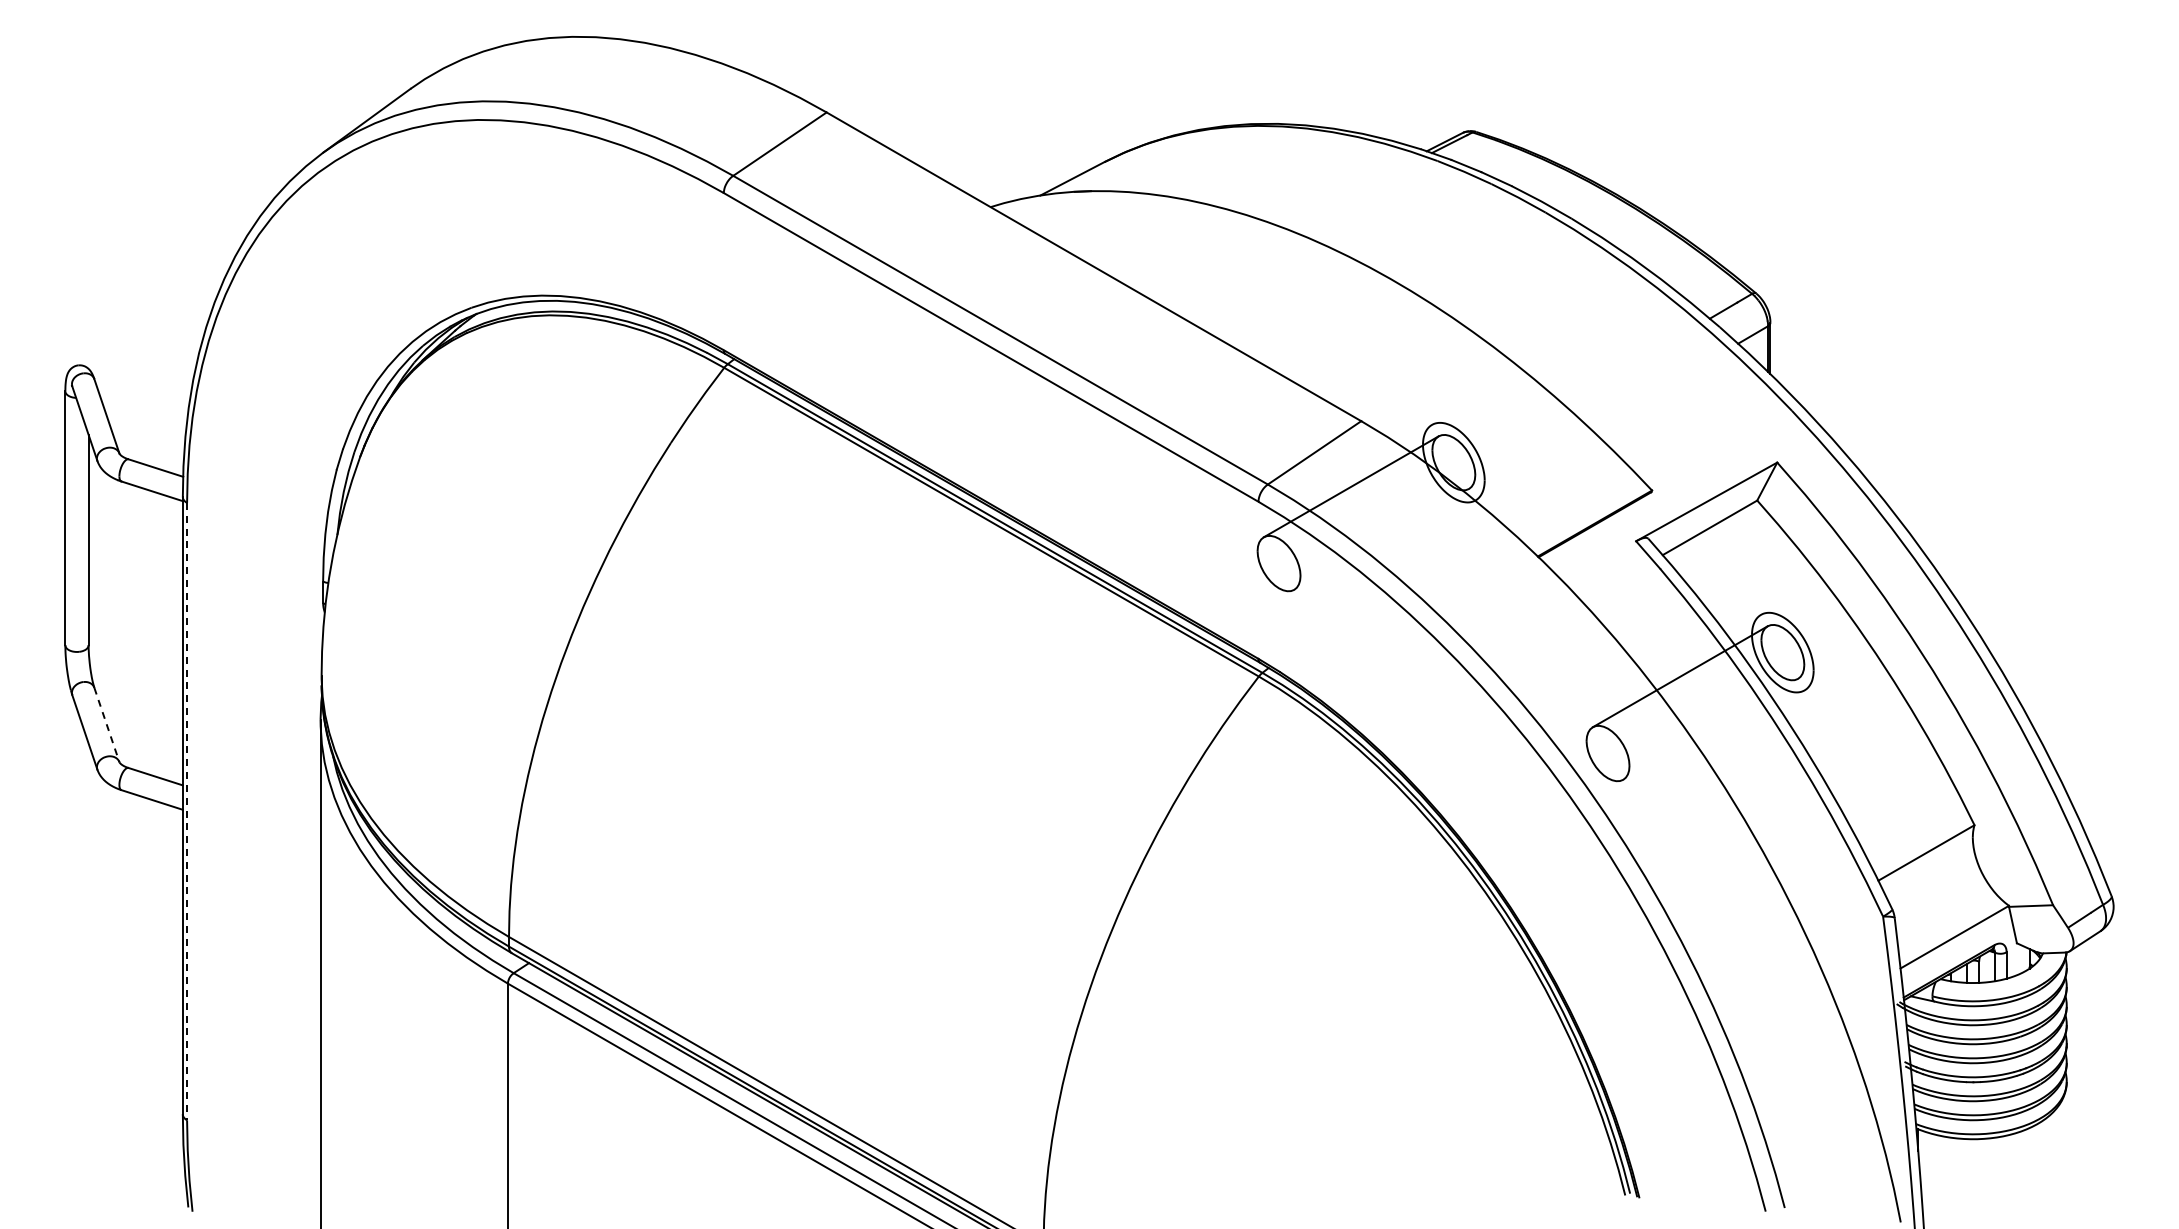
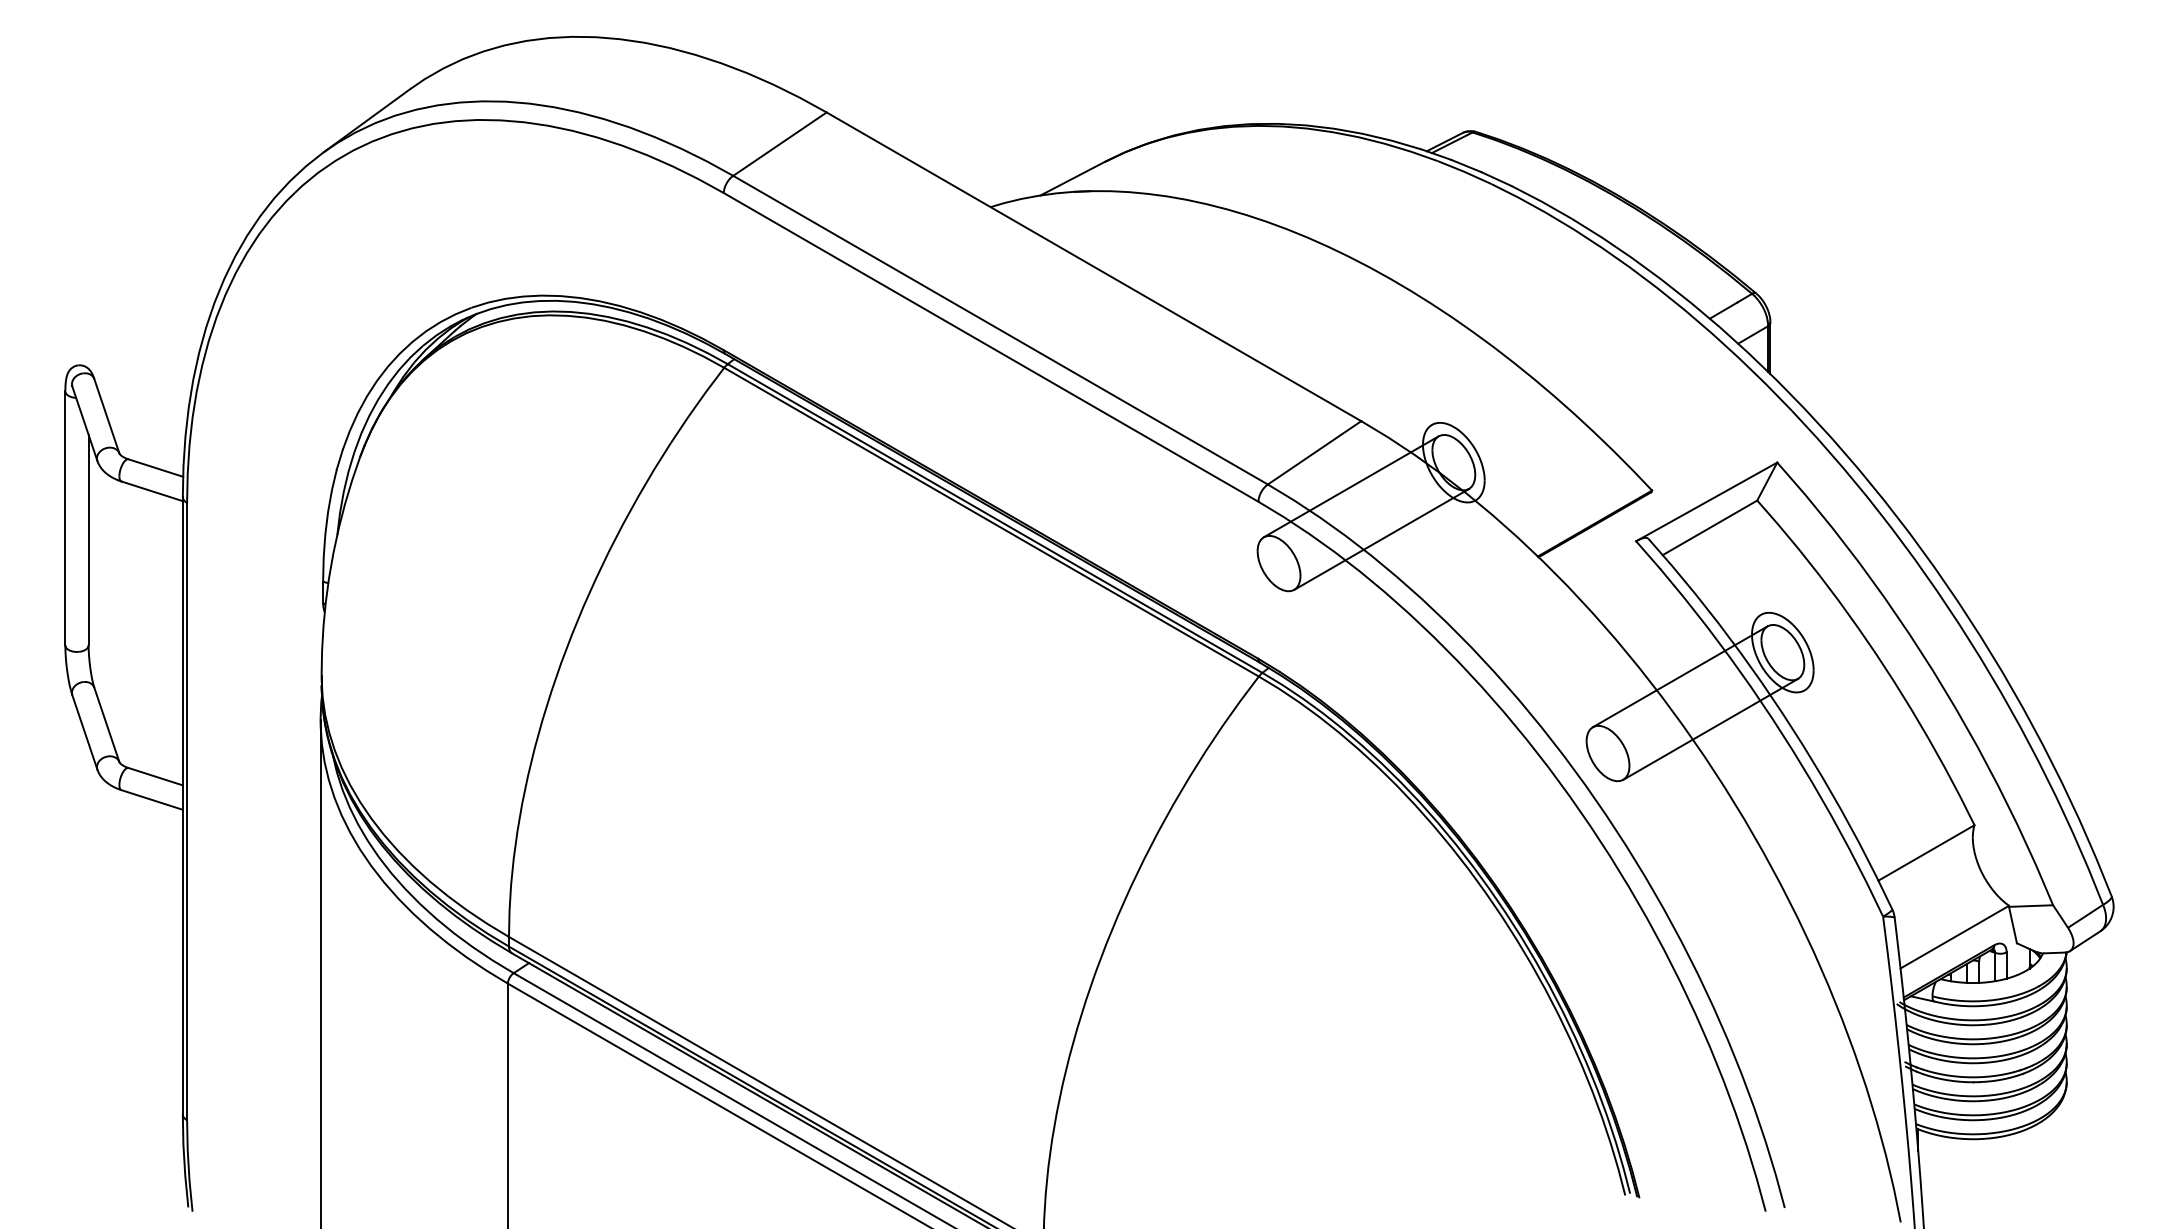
line: none -> present (1381, 538)
line: dashed -> solid (107, 725)
line: none -> present (1710, 728)
line: dashed -> solid (187, 811)
